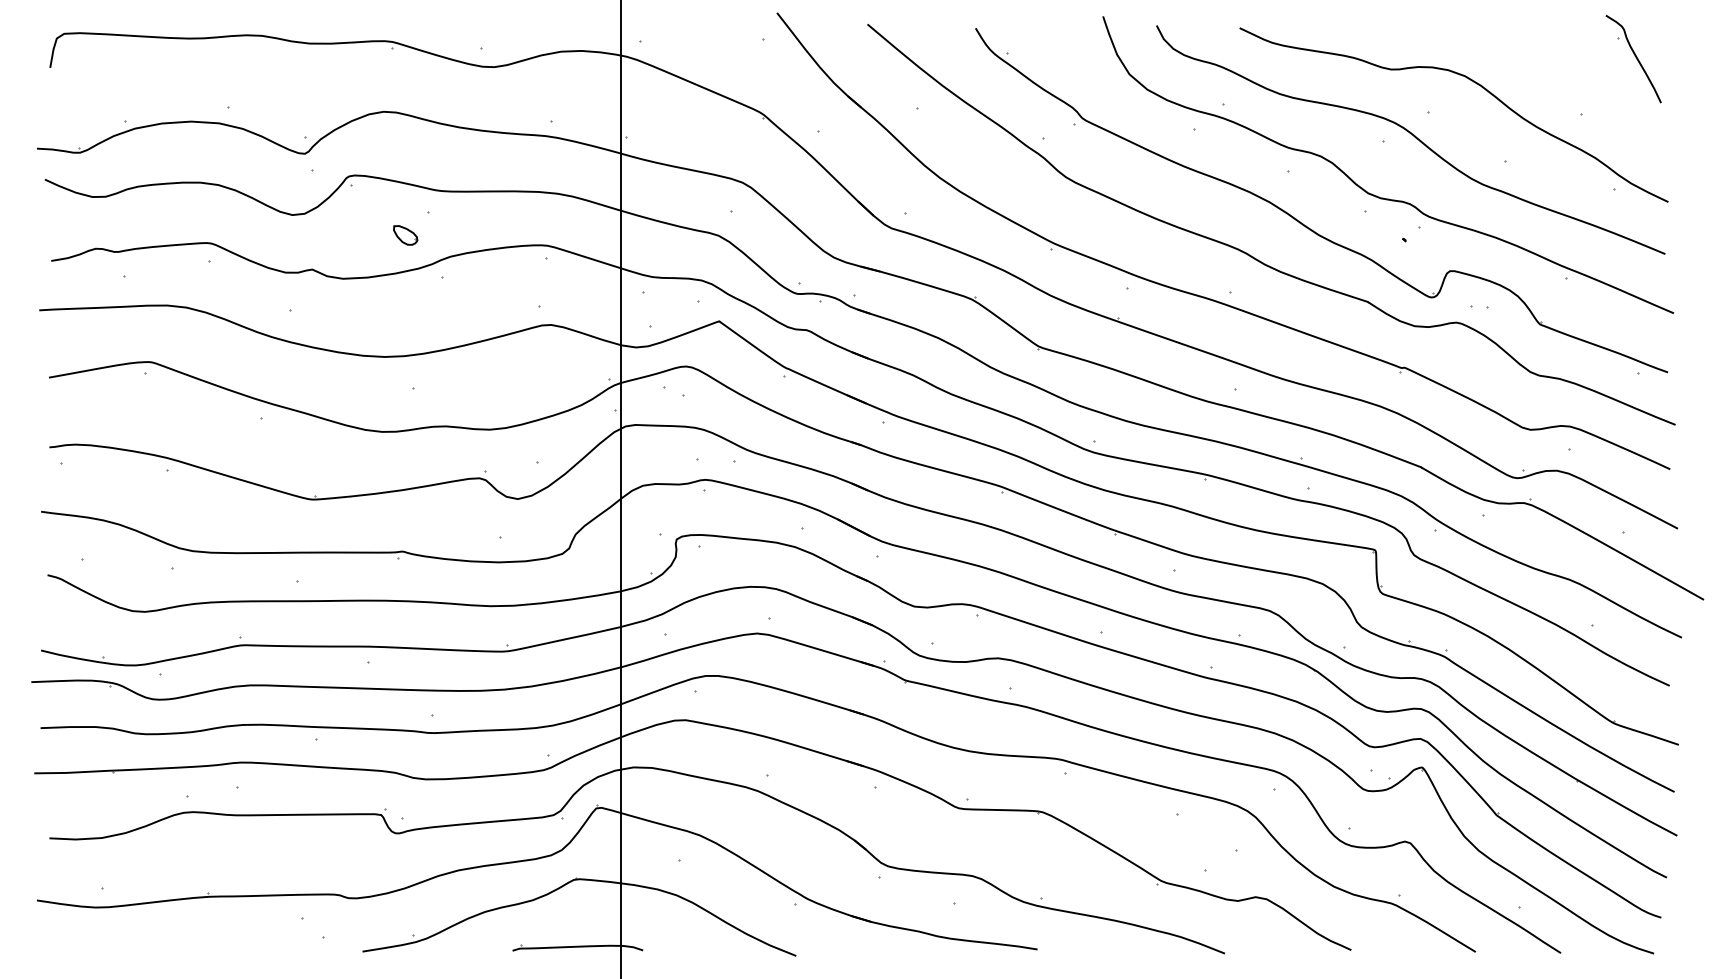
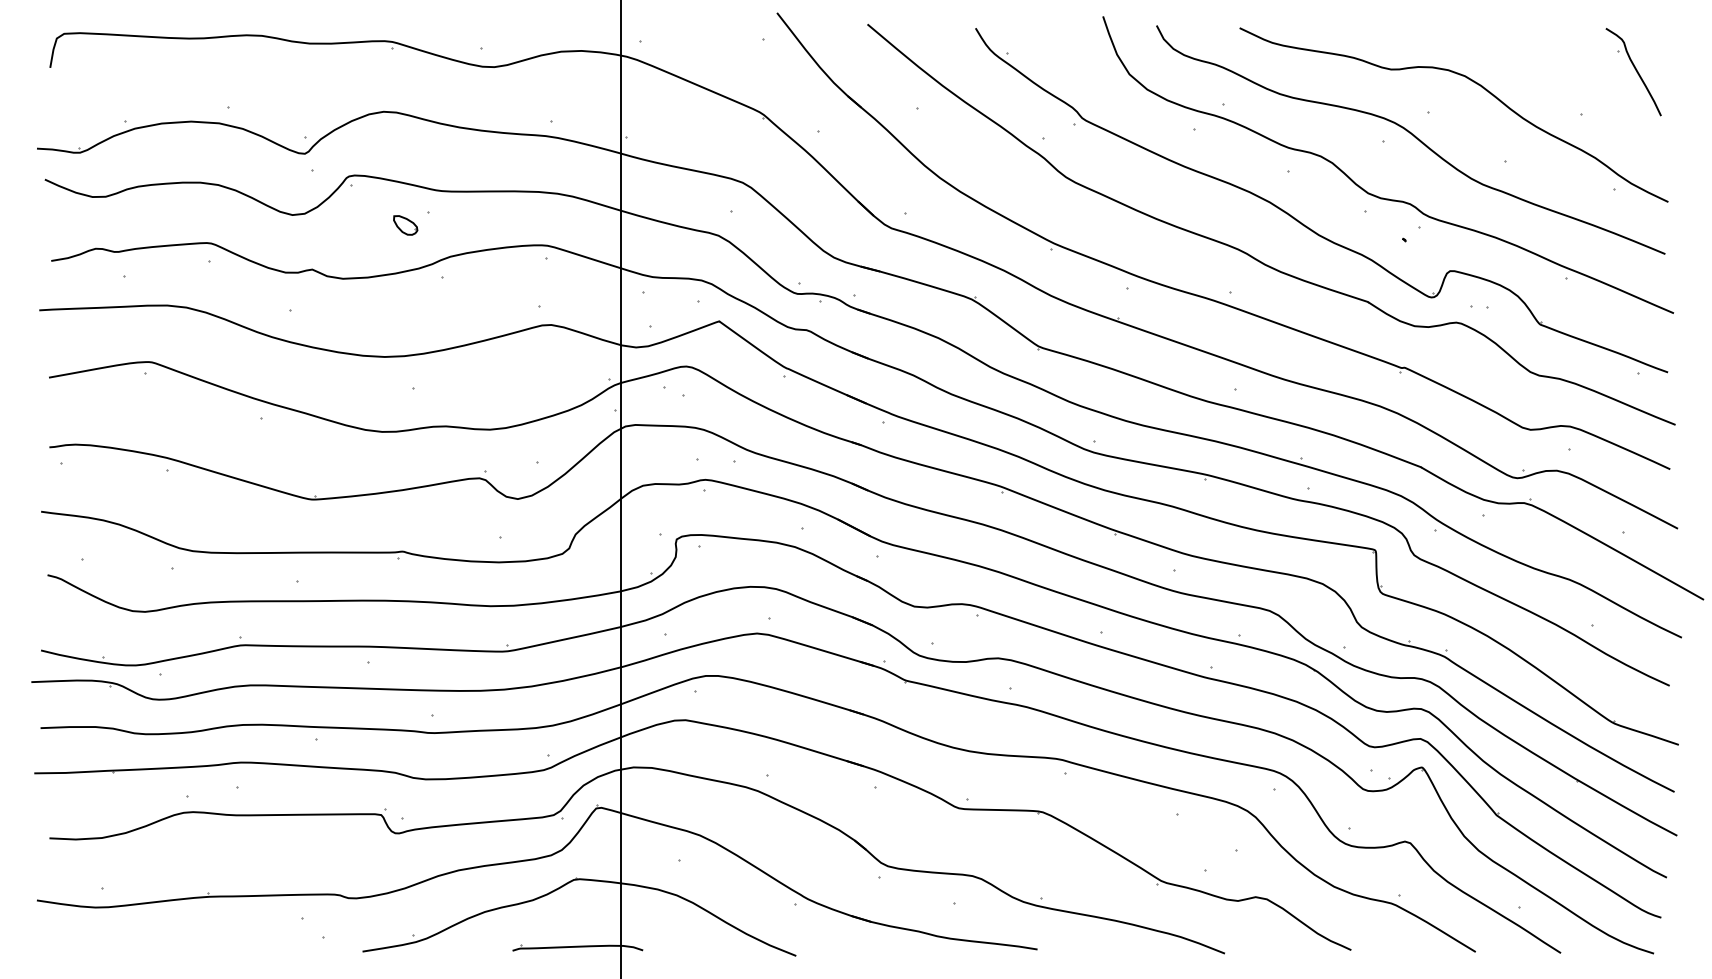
part position: (1633, 59) -> (1633, 72) (1633, 72)
part position: (405, 235) -> (405, 225) (405, 225)
